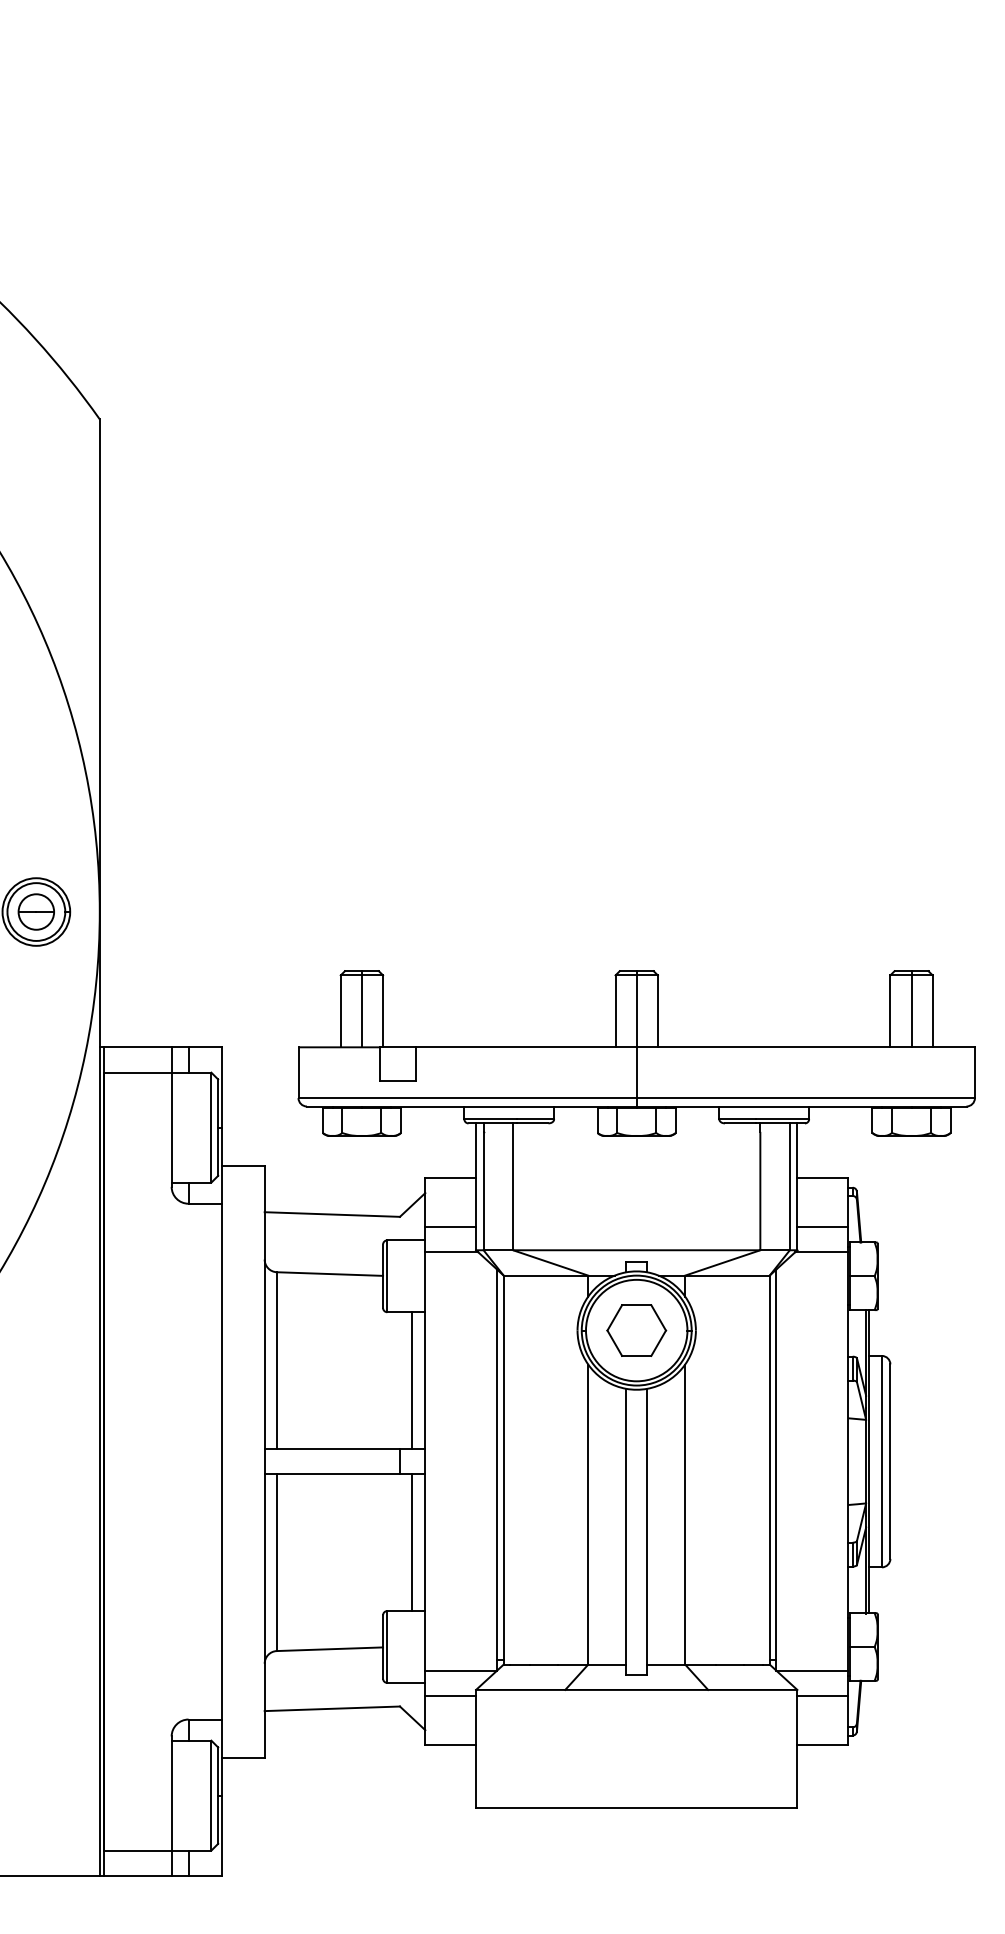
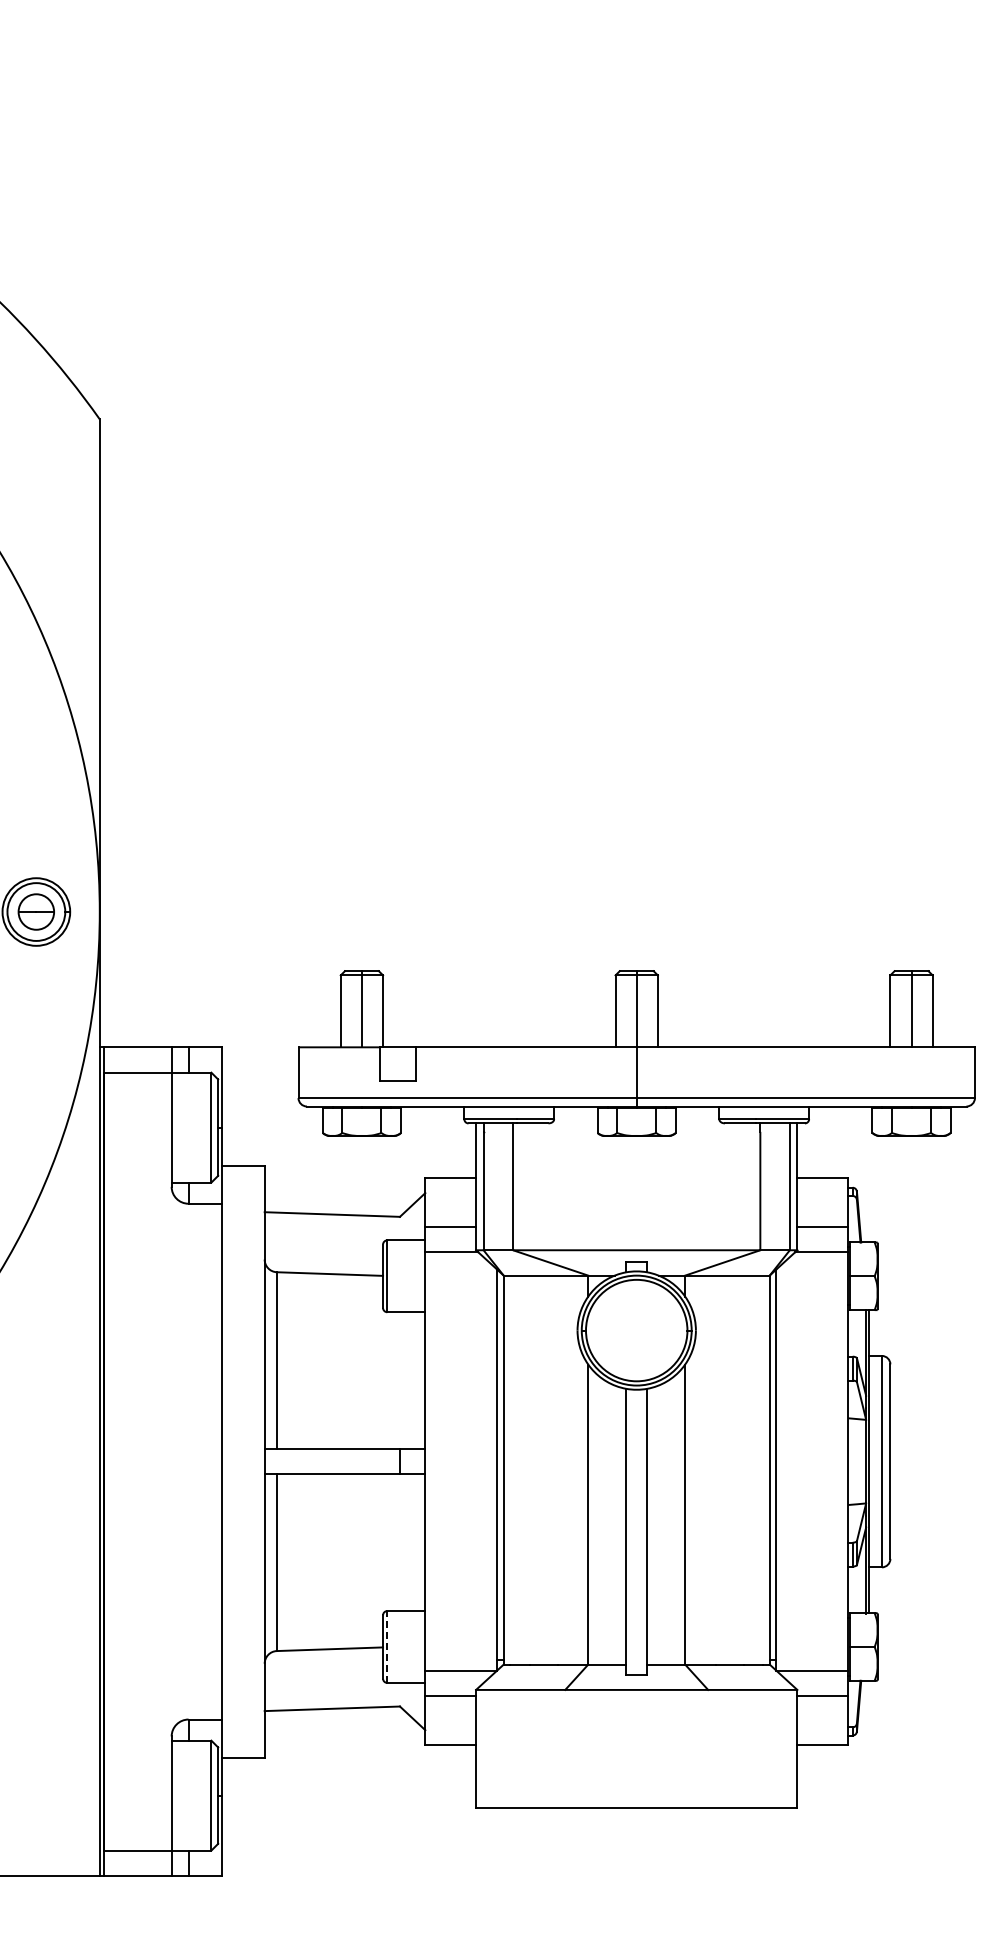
part: present -> none (636, 1330)
line: present -> none (412, 1380)
line: present -> none (412, 1542)
line: solid -> dashed (387, 1647)
